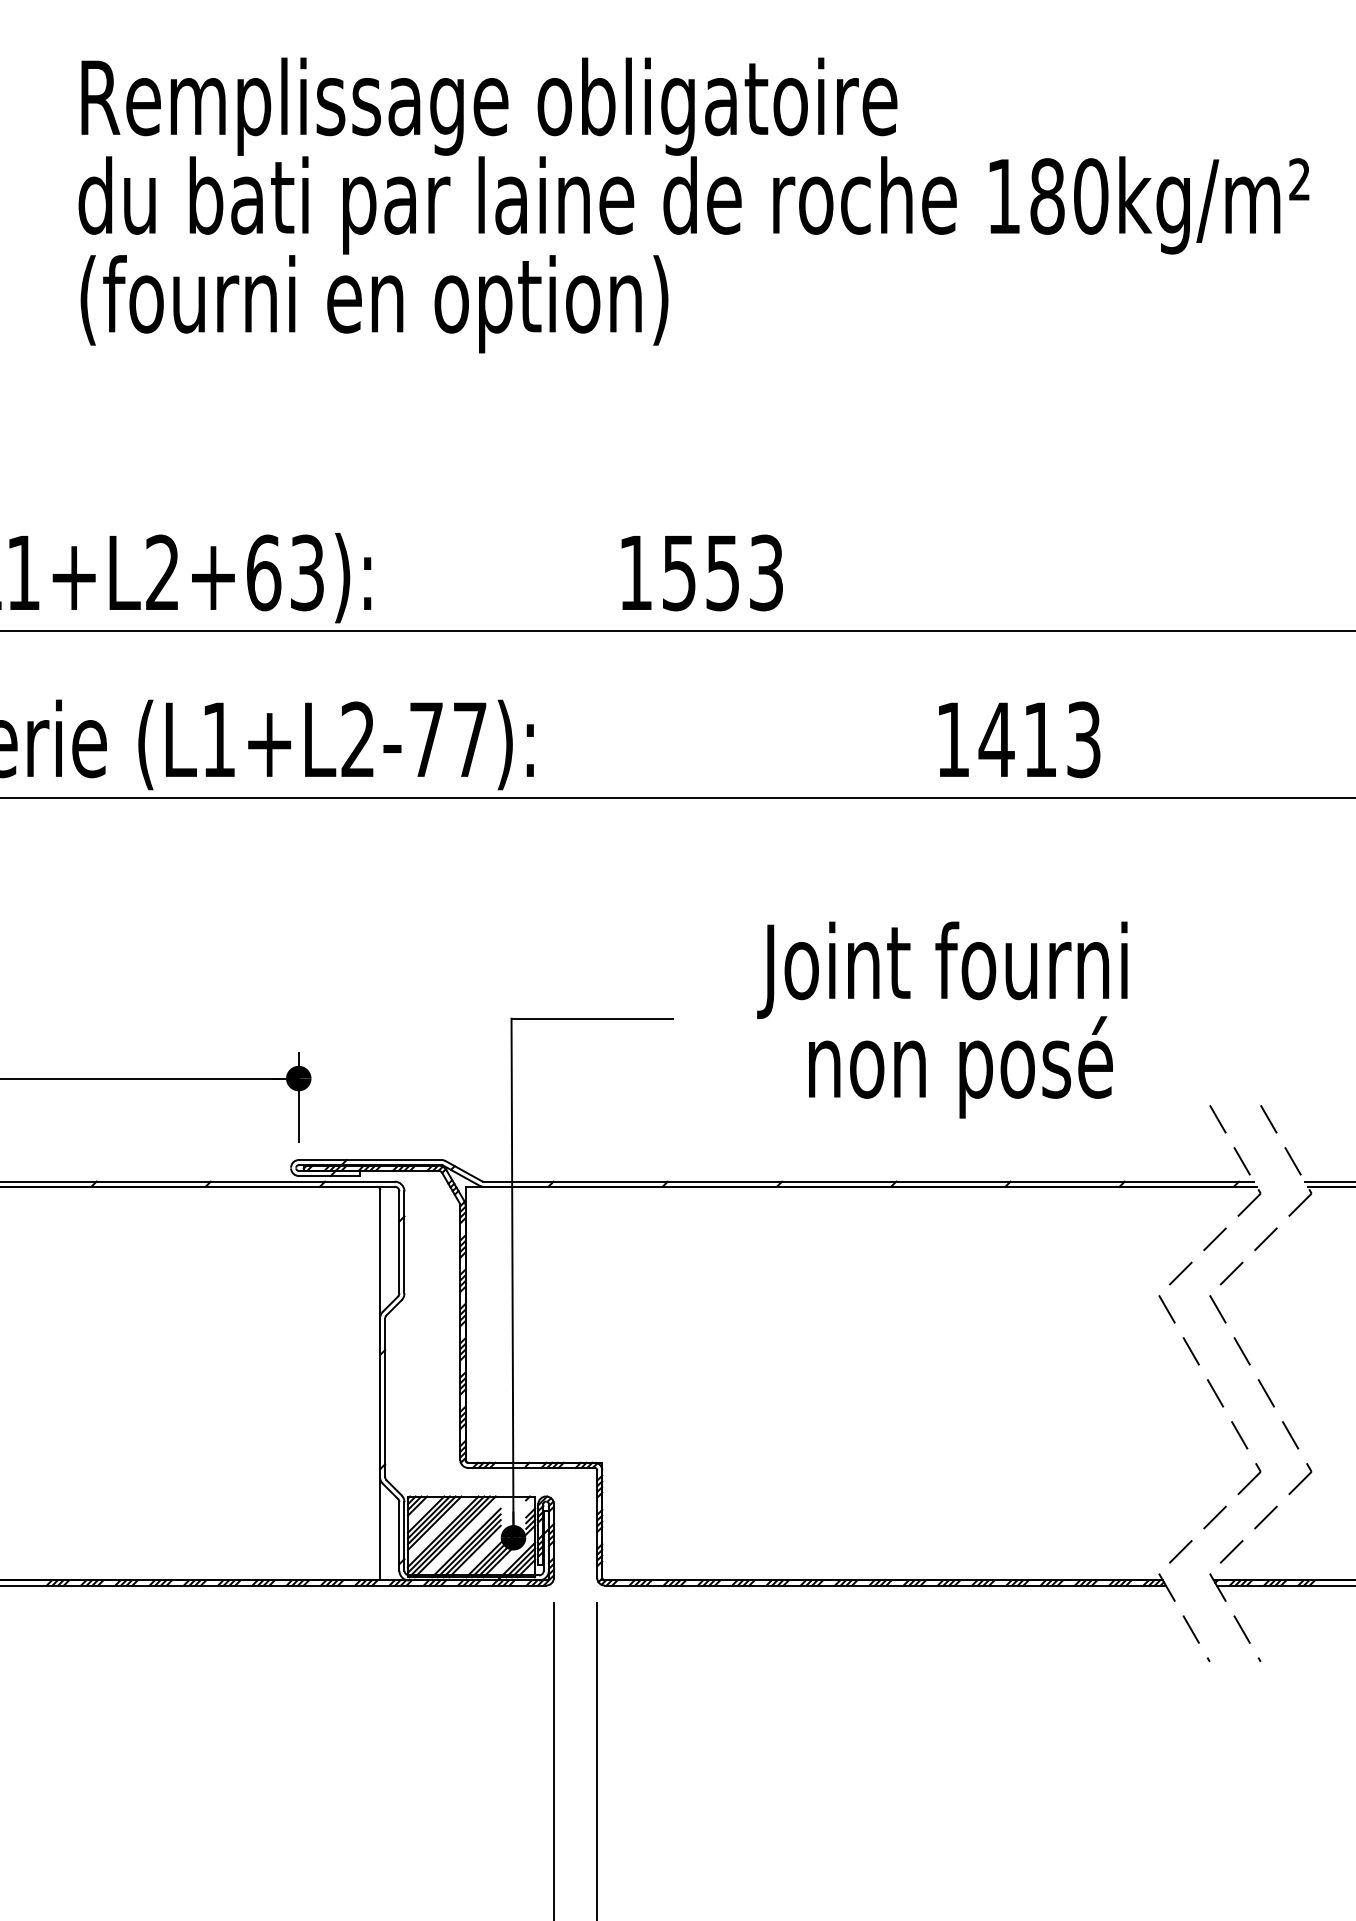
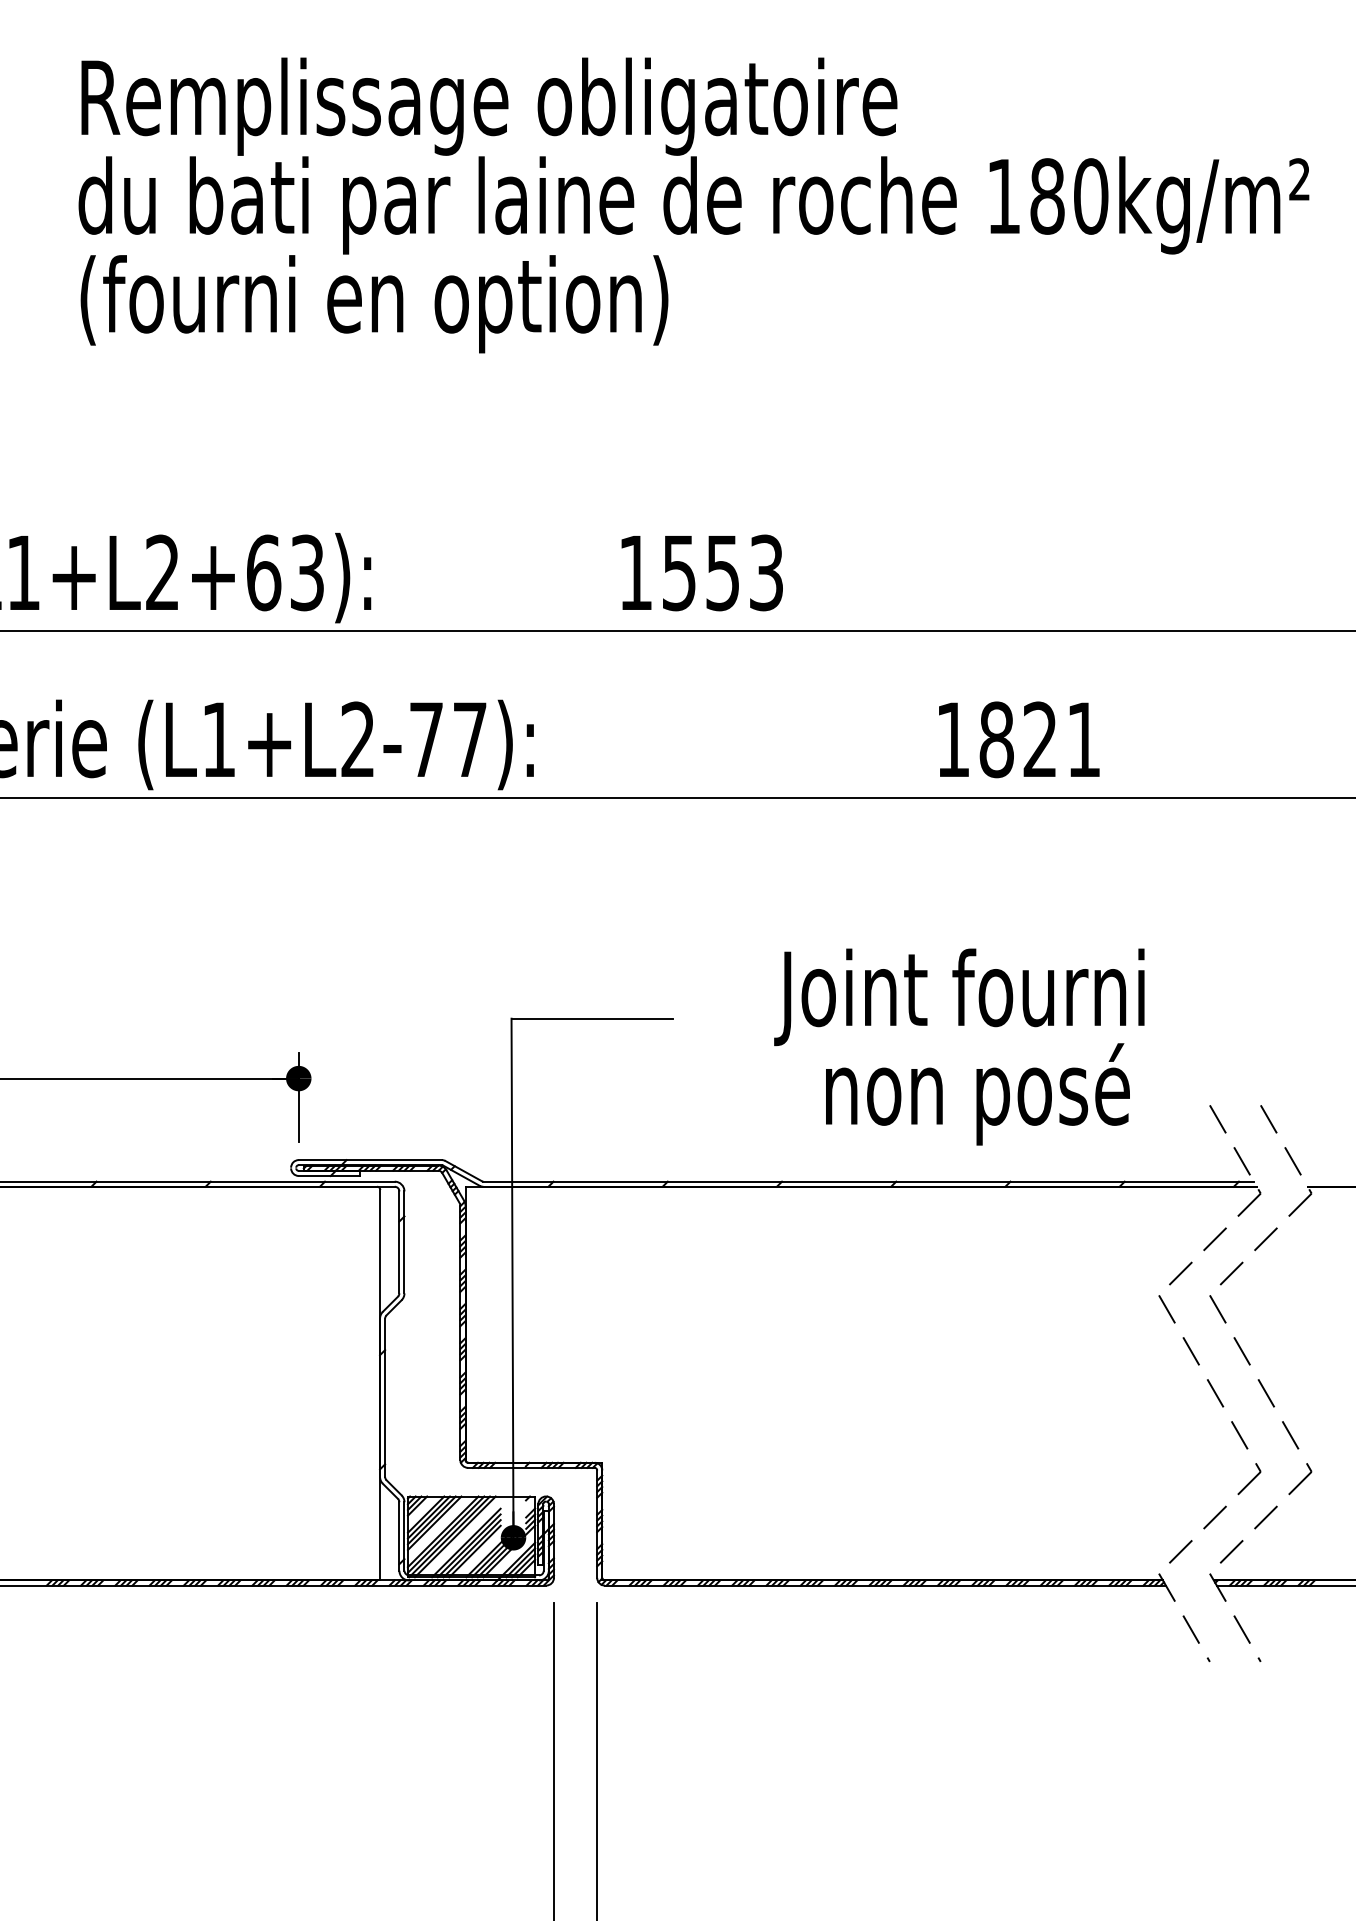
text: 1413 -> 1821 (1039, 739)
text position: (942, 1019) -> (959, 1046) (959, 1046)
line: present -> none (1328, 1181)
